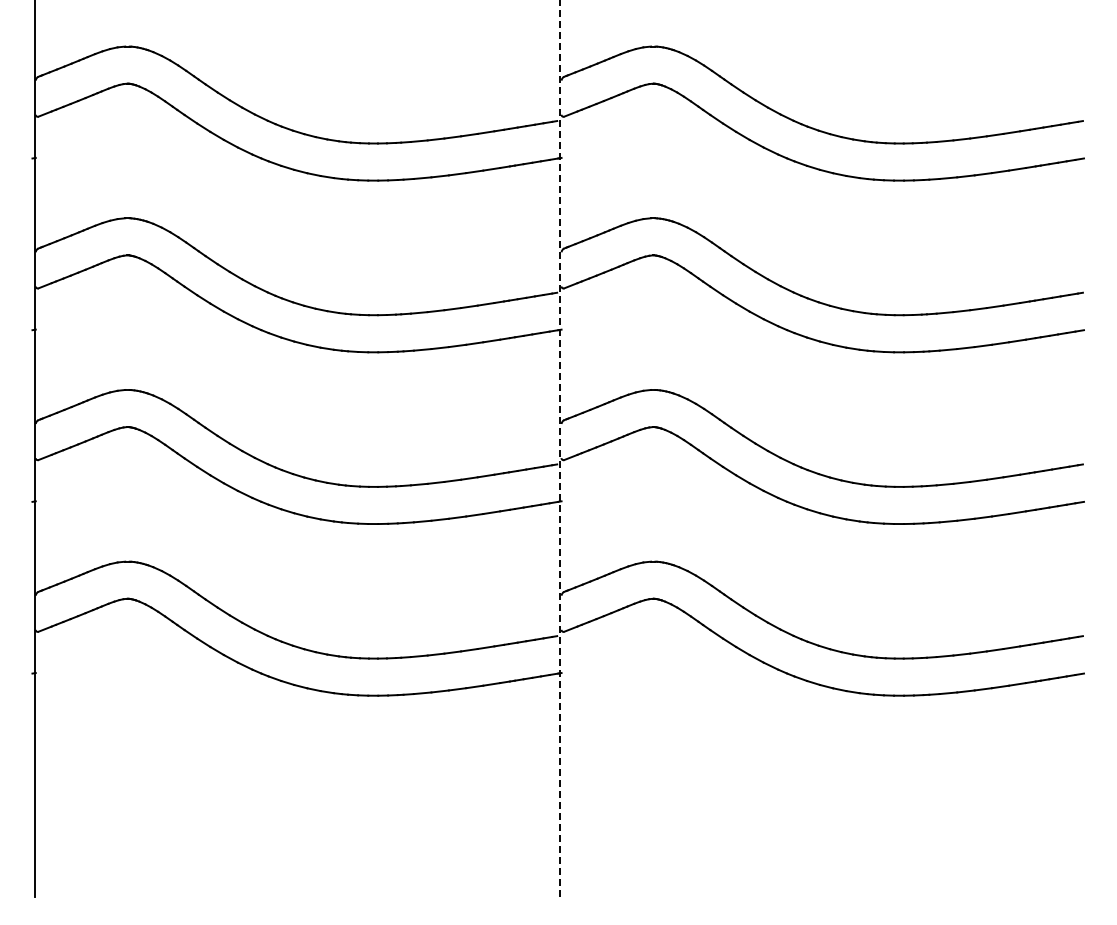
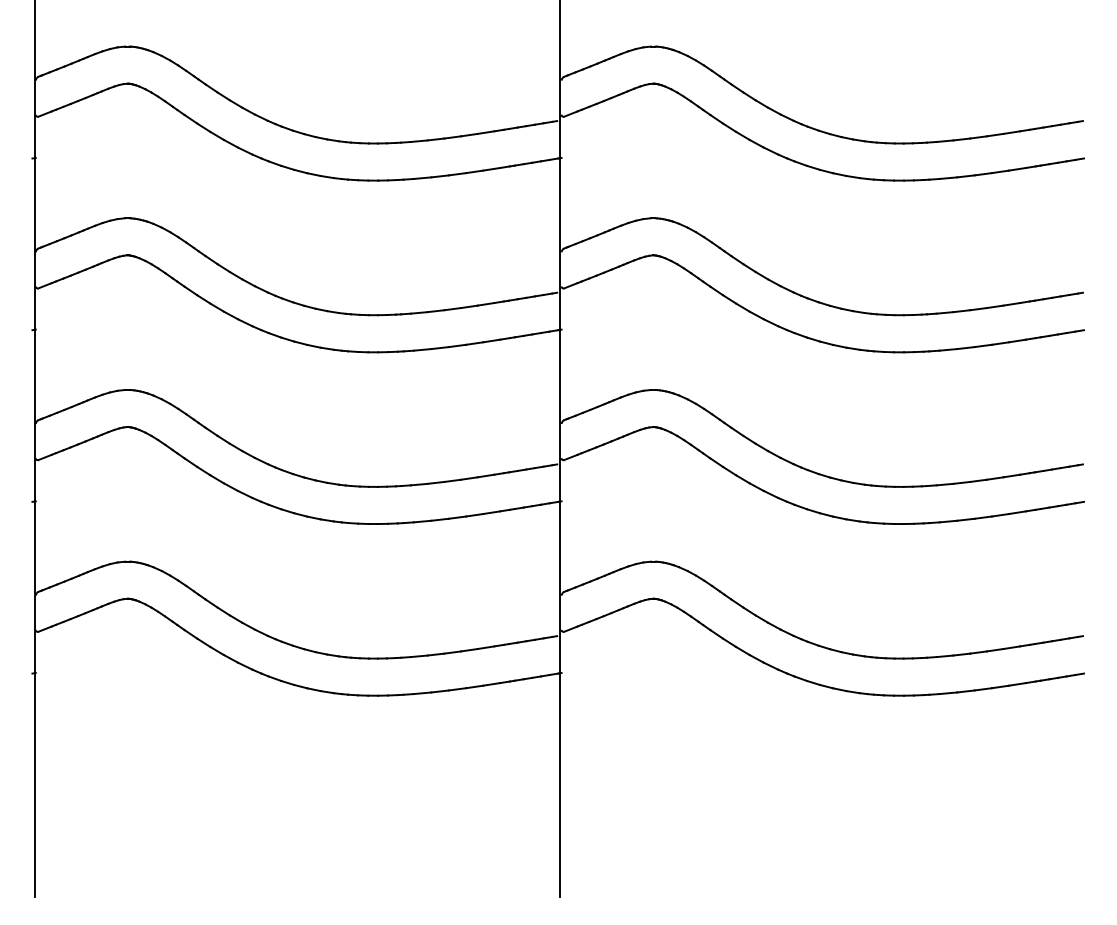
line: dashed -> solid (560, 448)
